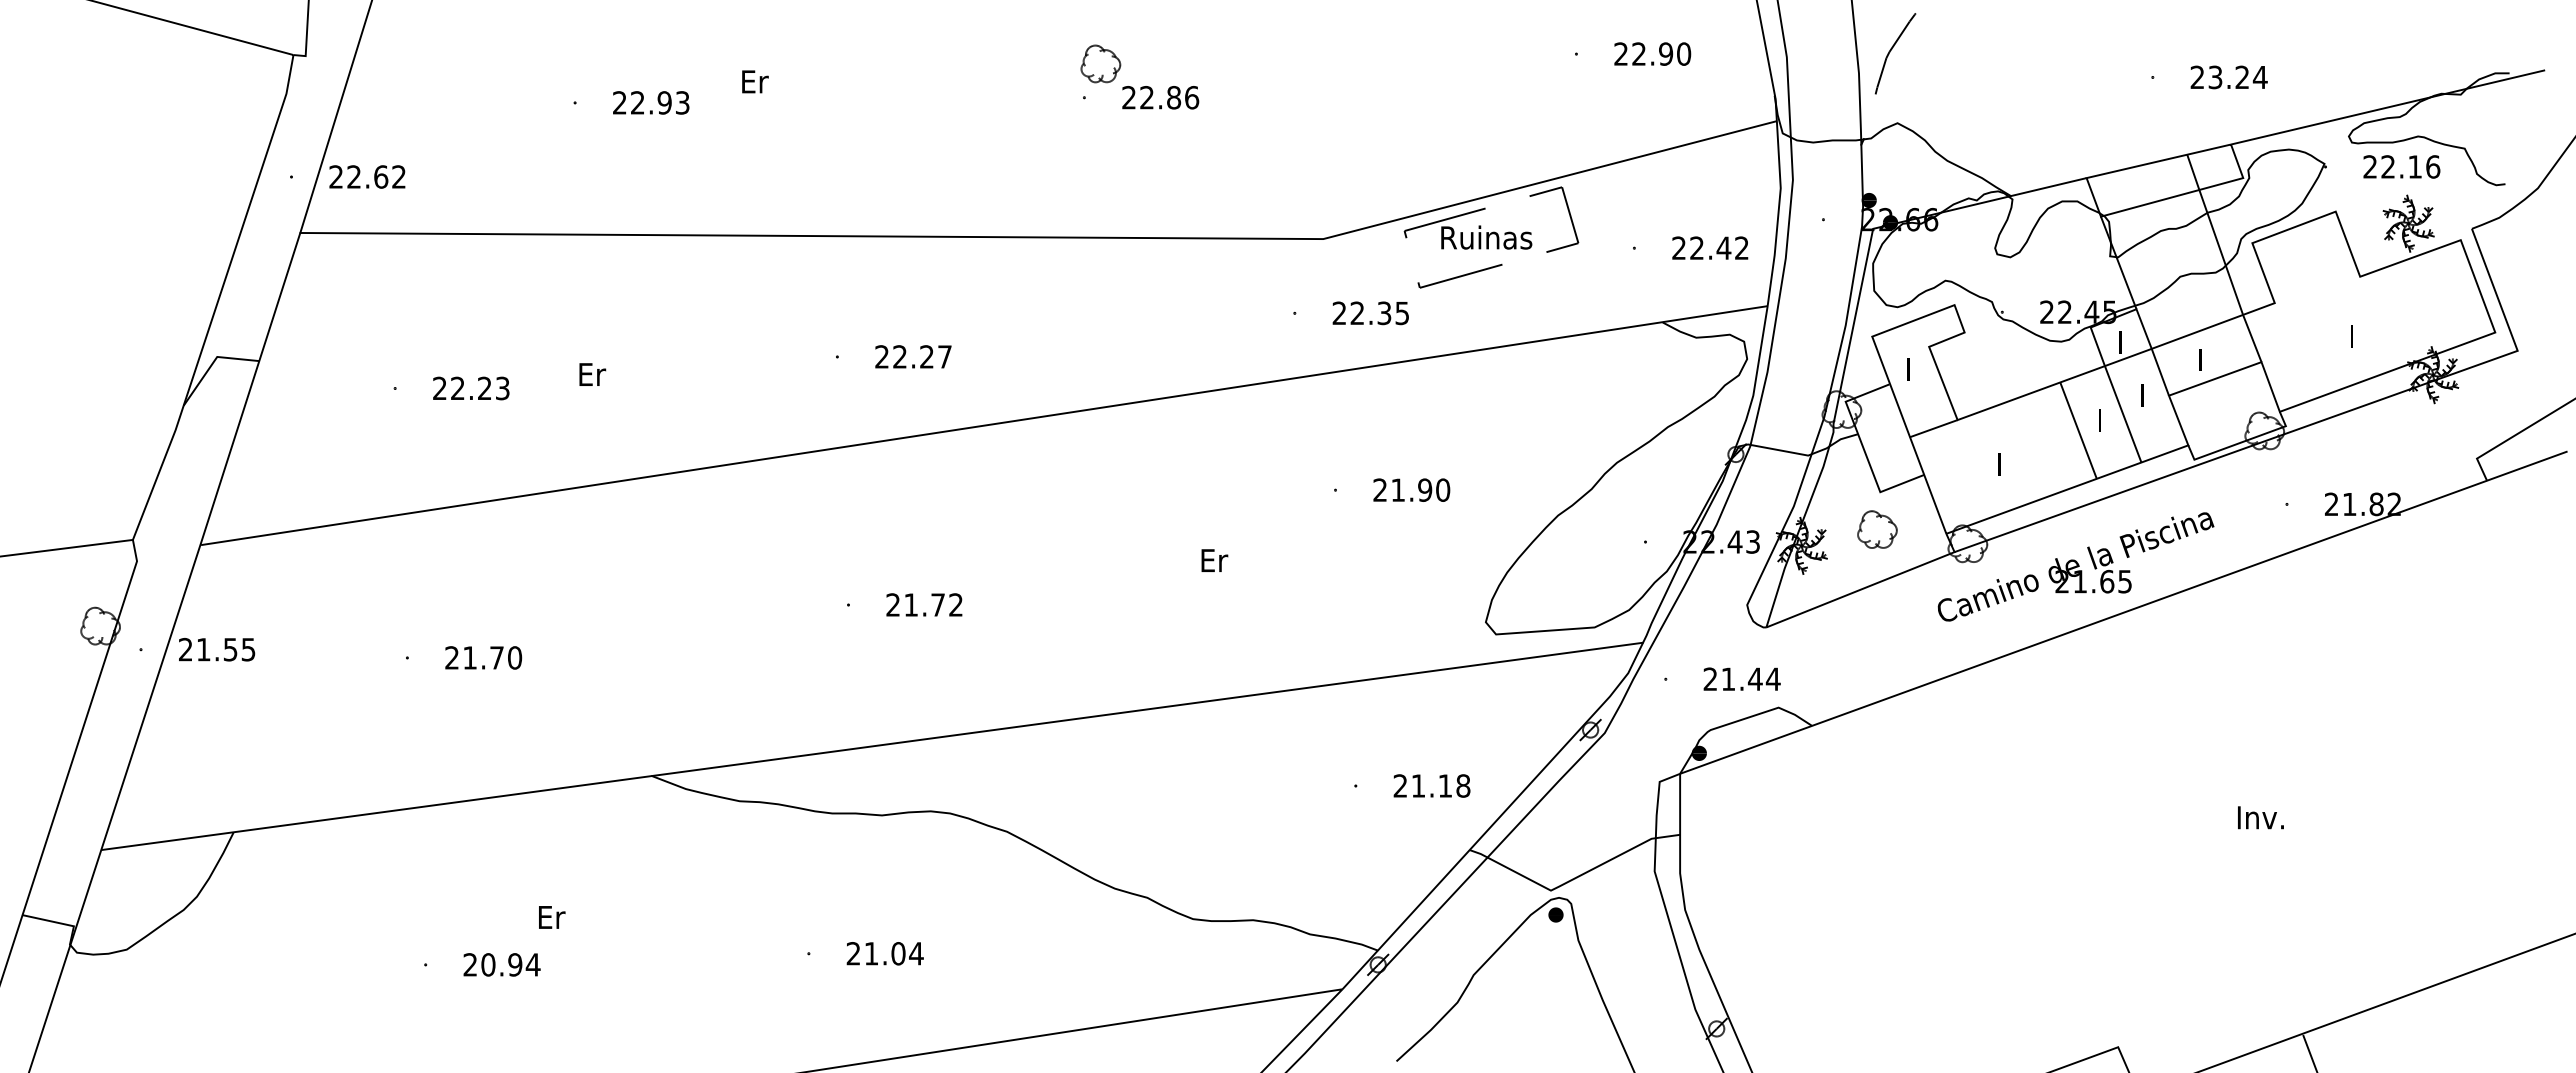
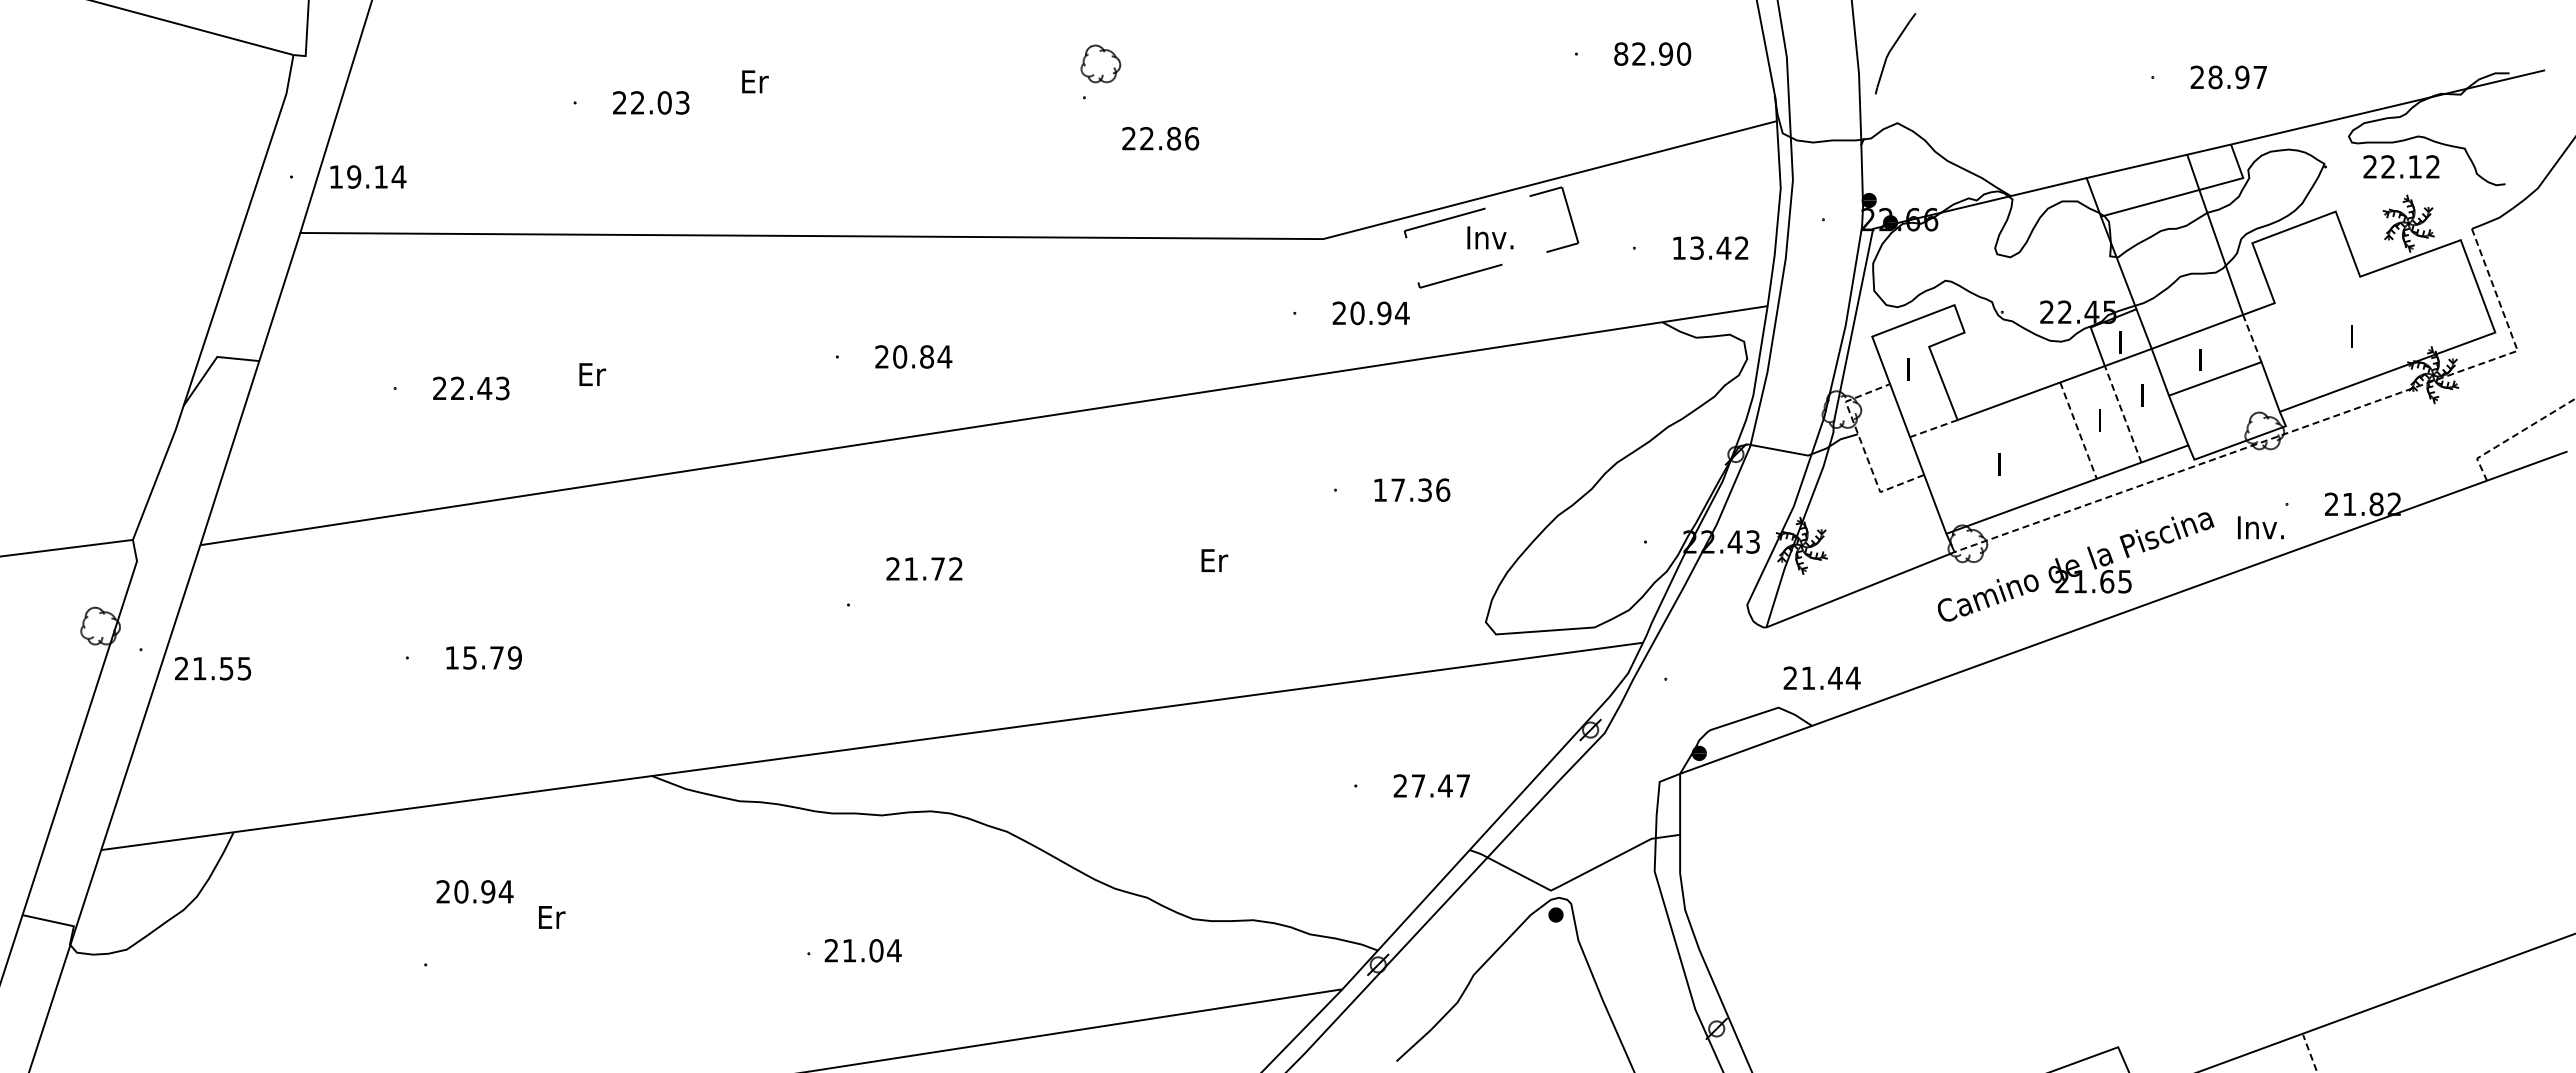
text: 22.90 -> 82.90 (1621, 53)
text: 23.24 -> 28.97 (2237, 77)
text position: (1160, 97) -> (1160, 138) (1160, 138)
text: 22.93 -> 22.03 (664, 102)
text: 22.16 -> 22.12 (2433, 166)
text: 22.62 -> 19.14 (367, 176)
text: Ruinas -> Inv. (1486, 237)
text: 22.42 -> 13.42 (1687, 247)
text: 22.35 -> 20.94 (1379, 313)
line: solid -> dashed (2252, 338)
text: 22.27 -> 20.84 (922, 356)
text: 22.23 -> 22.43 (484, 387)
line: solid -> dashed (2123, 414)
line: solid -> dashed (1934, 428)
line: solid -> dashed (2298, 429)
line: solid -> dashed (2078, 430)
line: solid -> dashed (2515, 435)
line: solid -> dashed (1862, 446)
text: 21.90 -> 17.36 (1411, 489)
part: present -> none (1877, 529)
text position: (924, 604) -> (924, 568) (924, 568)
text position: (217, 649) -> (213, 668) (213, 668)
text: 21.70 -> 15.79 (483, 657)
text position: (1741, 678) -> (1821, 677) (1821, 677)
text: 21.18 -> 27.47 (1441, 785)
text position: (2260, 817) -> (2260, 527) (2260, 527)
text position: (884, 953) -> (862, 950) (862, 950)
text position: (501, 964) -> (474, 891) (474, 891)
line: solid -> dashed (2310, 1053)
